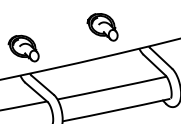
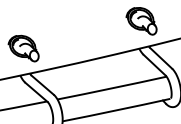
part position: (102, 27) -> (141, 21) (141, 21)
